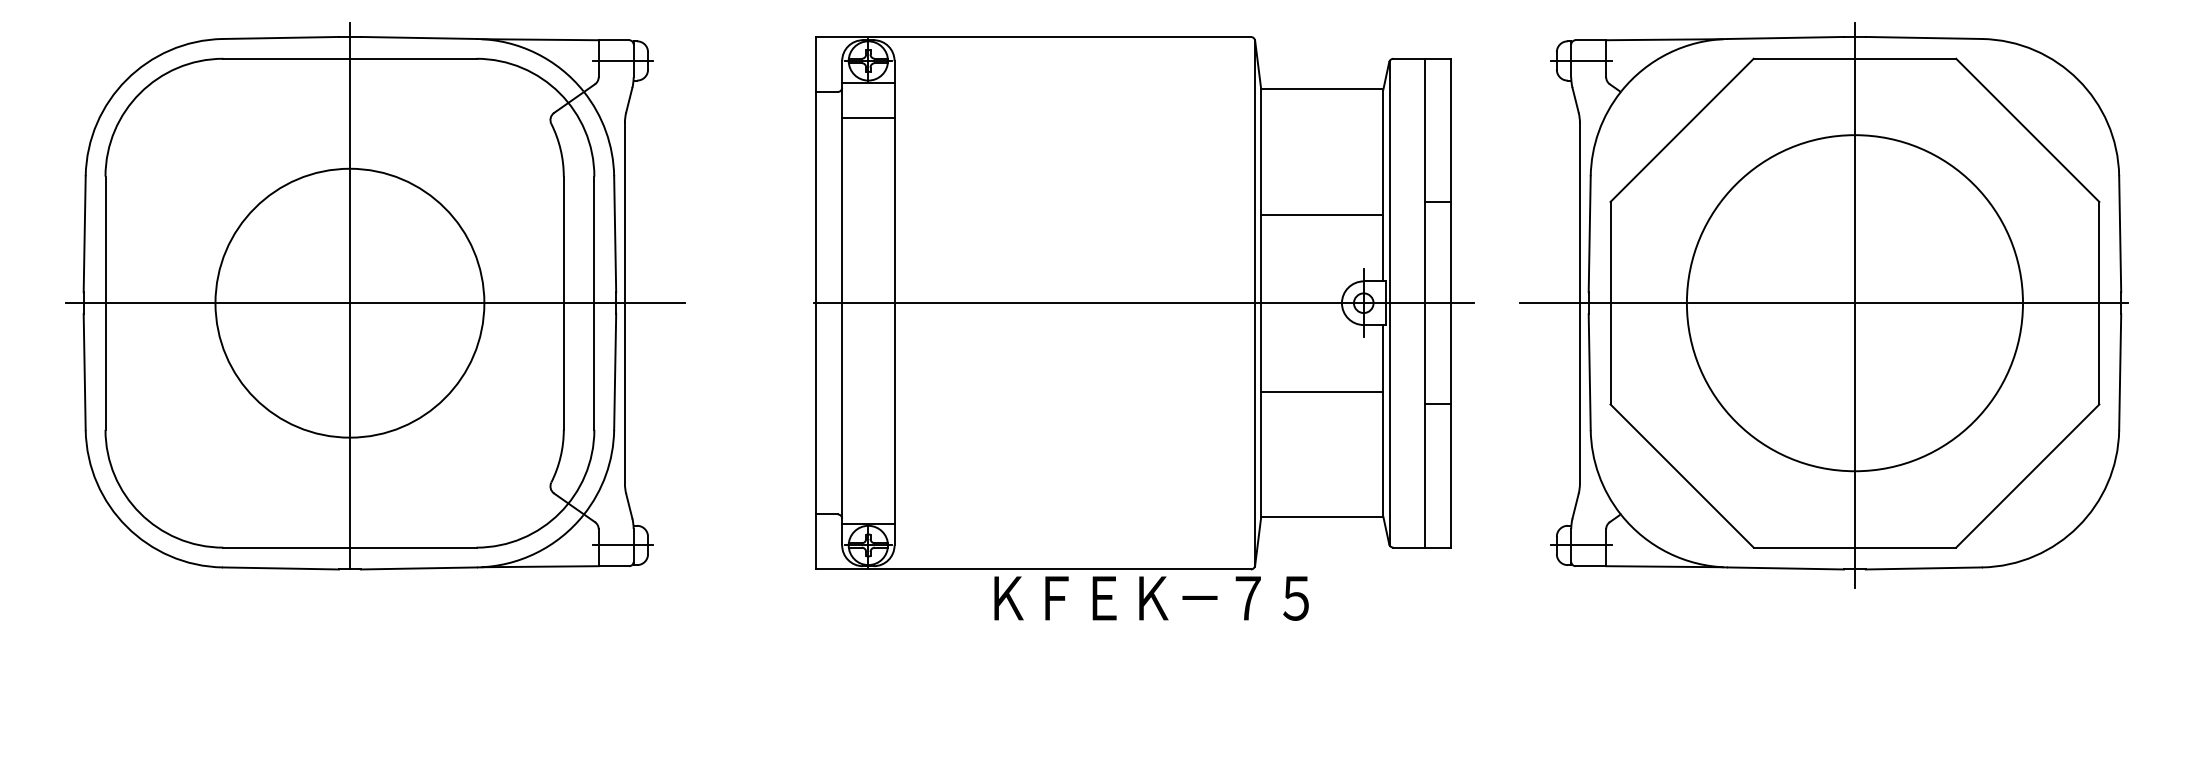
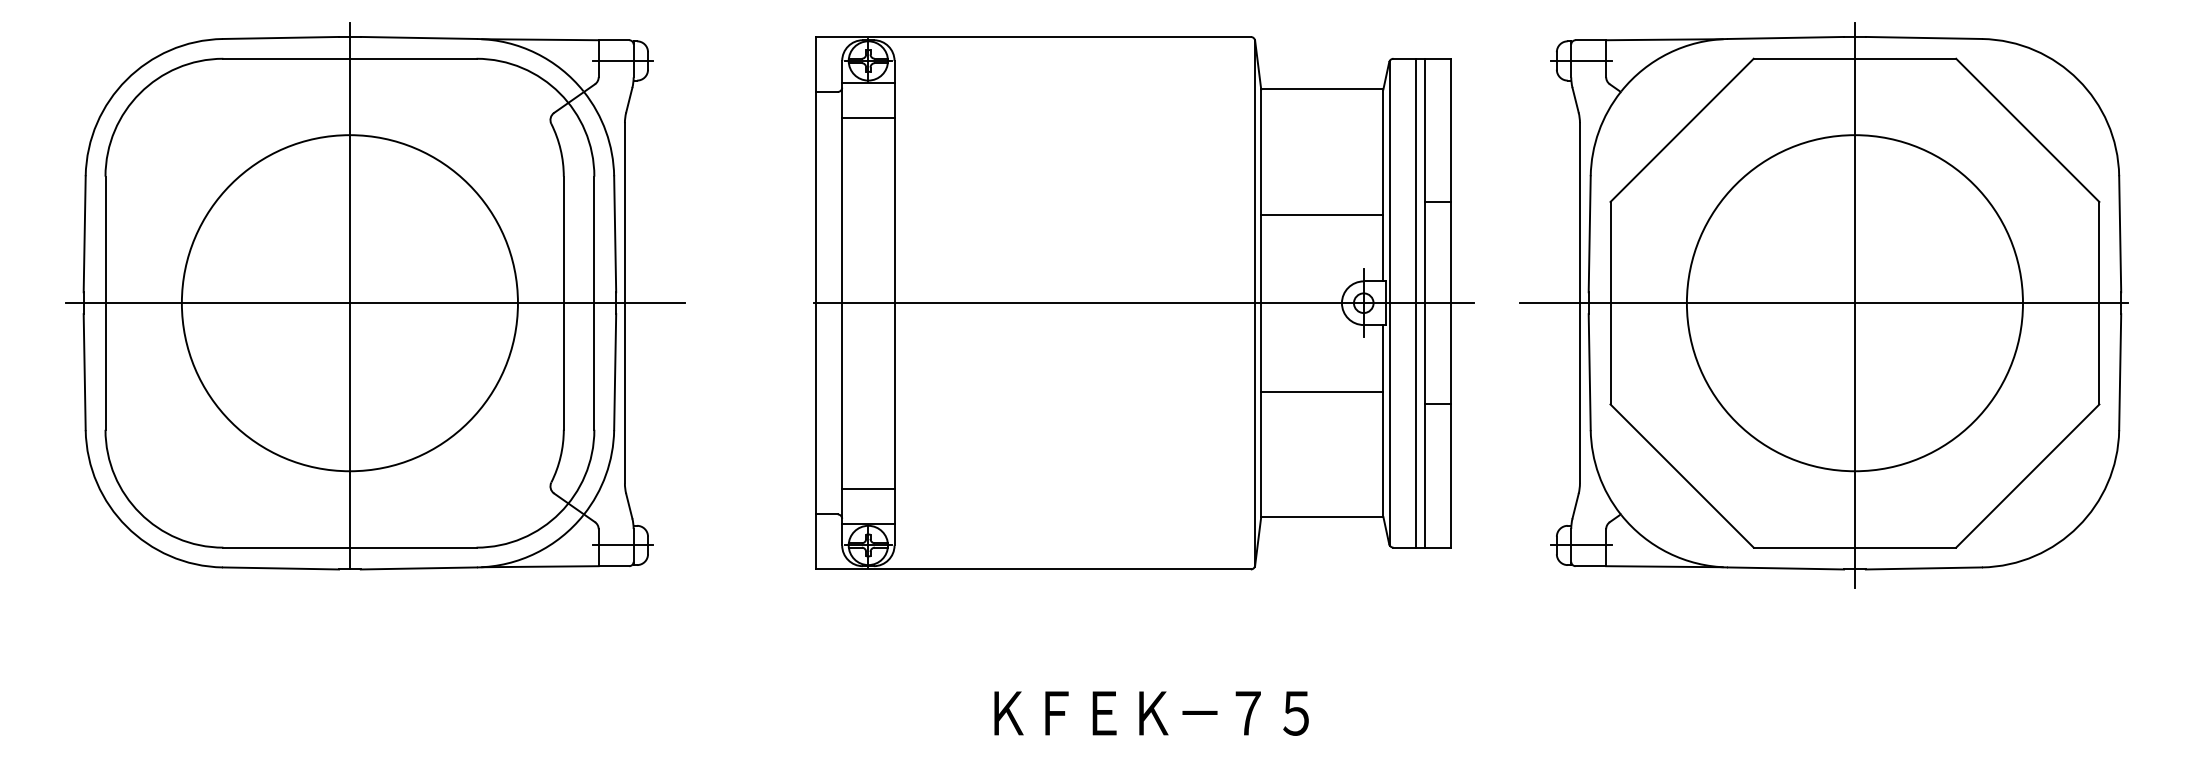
circle diameter: 269 px -> 336 px (349, 303)
line: none -> present (1416, 302)
line: none -> present (868, 488)
text position: (1151, 598) -> (1151, 713) (1151, 713)
